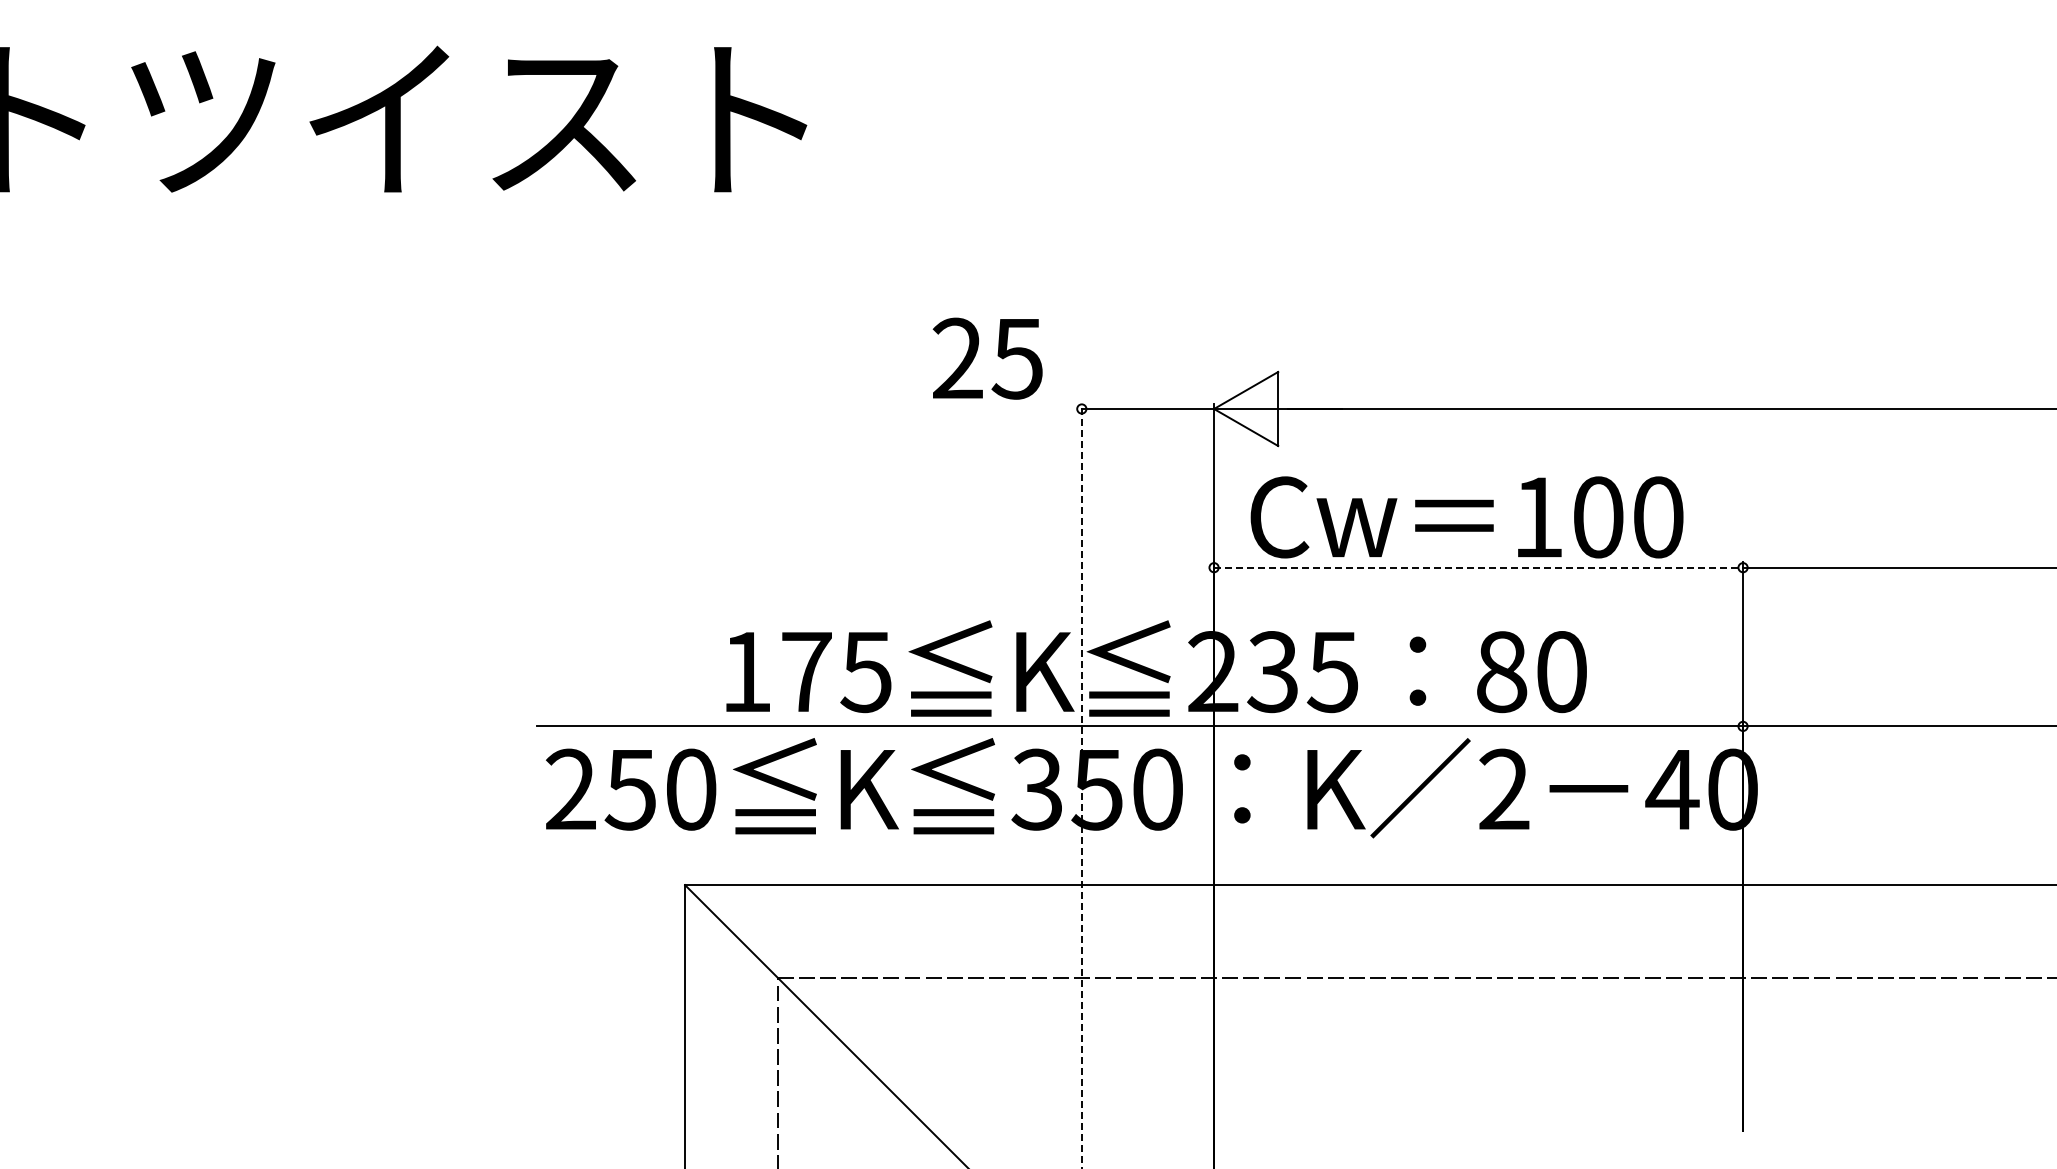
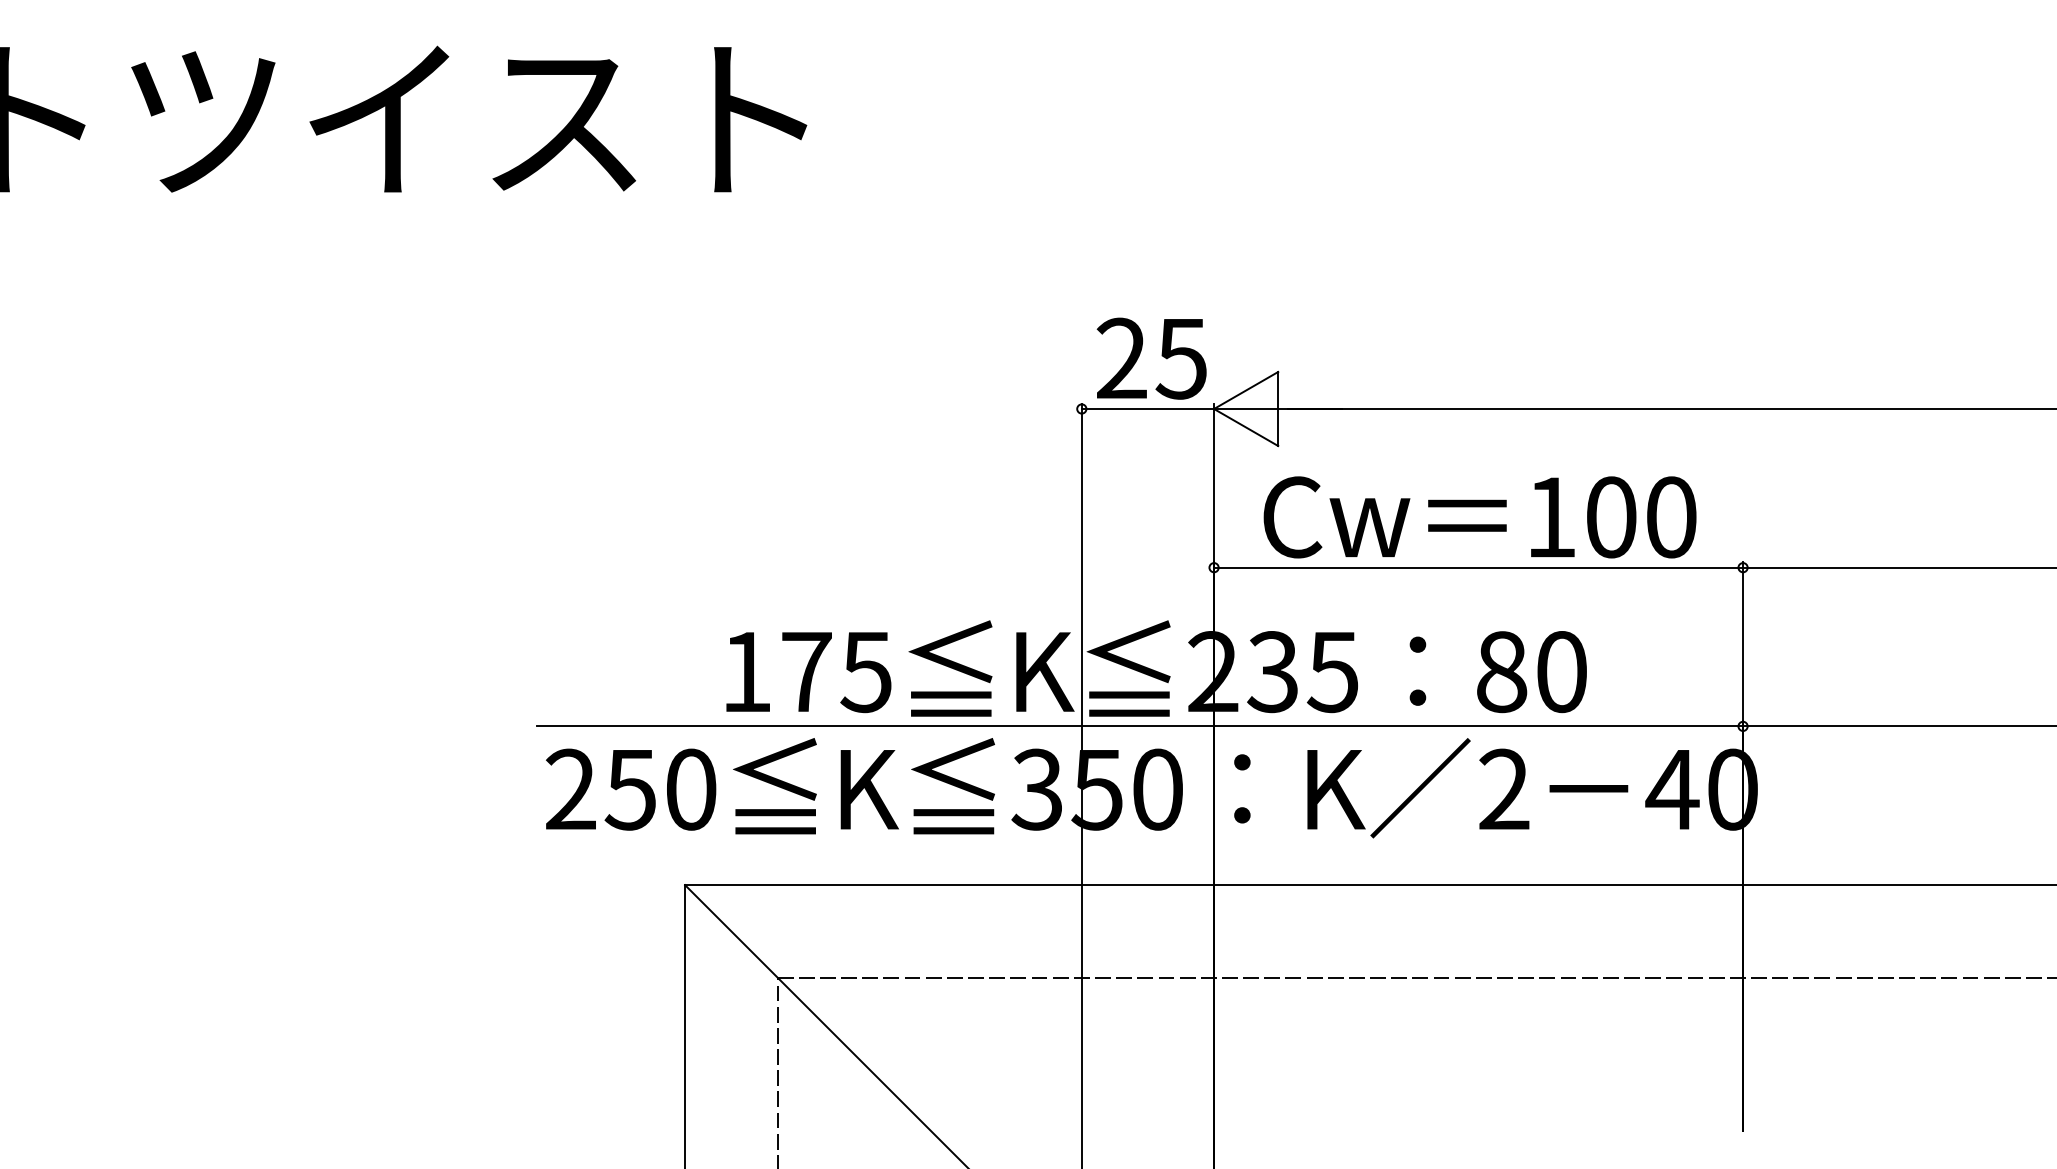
text position: (987, 358) -> (1151, 358) (1151, 358)
text position: (1466, 517) -> (1479, 517) (1479, 517)
line: dashed -> solid (1479, 567)
line: dashed -> solid (1081, 785)
